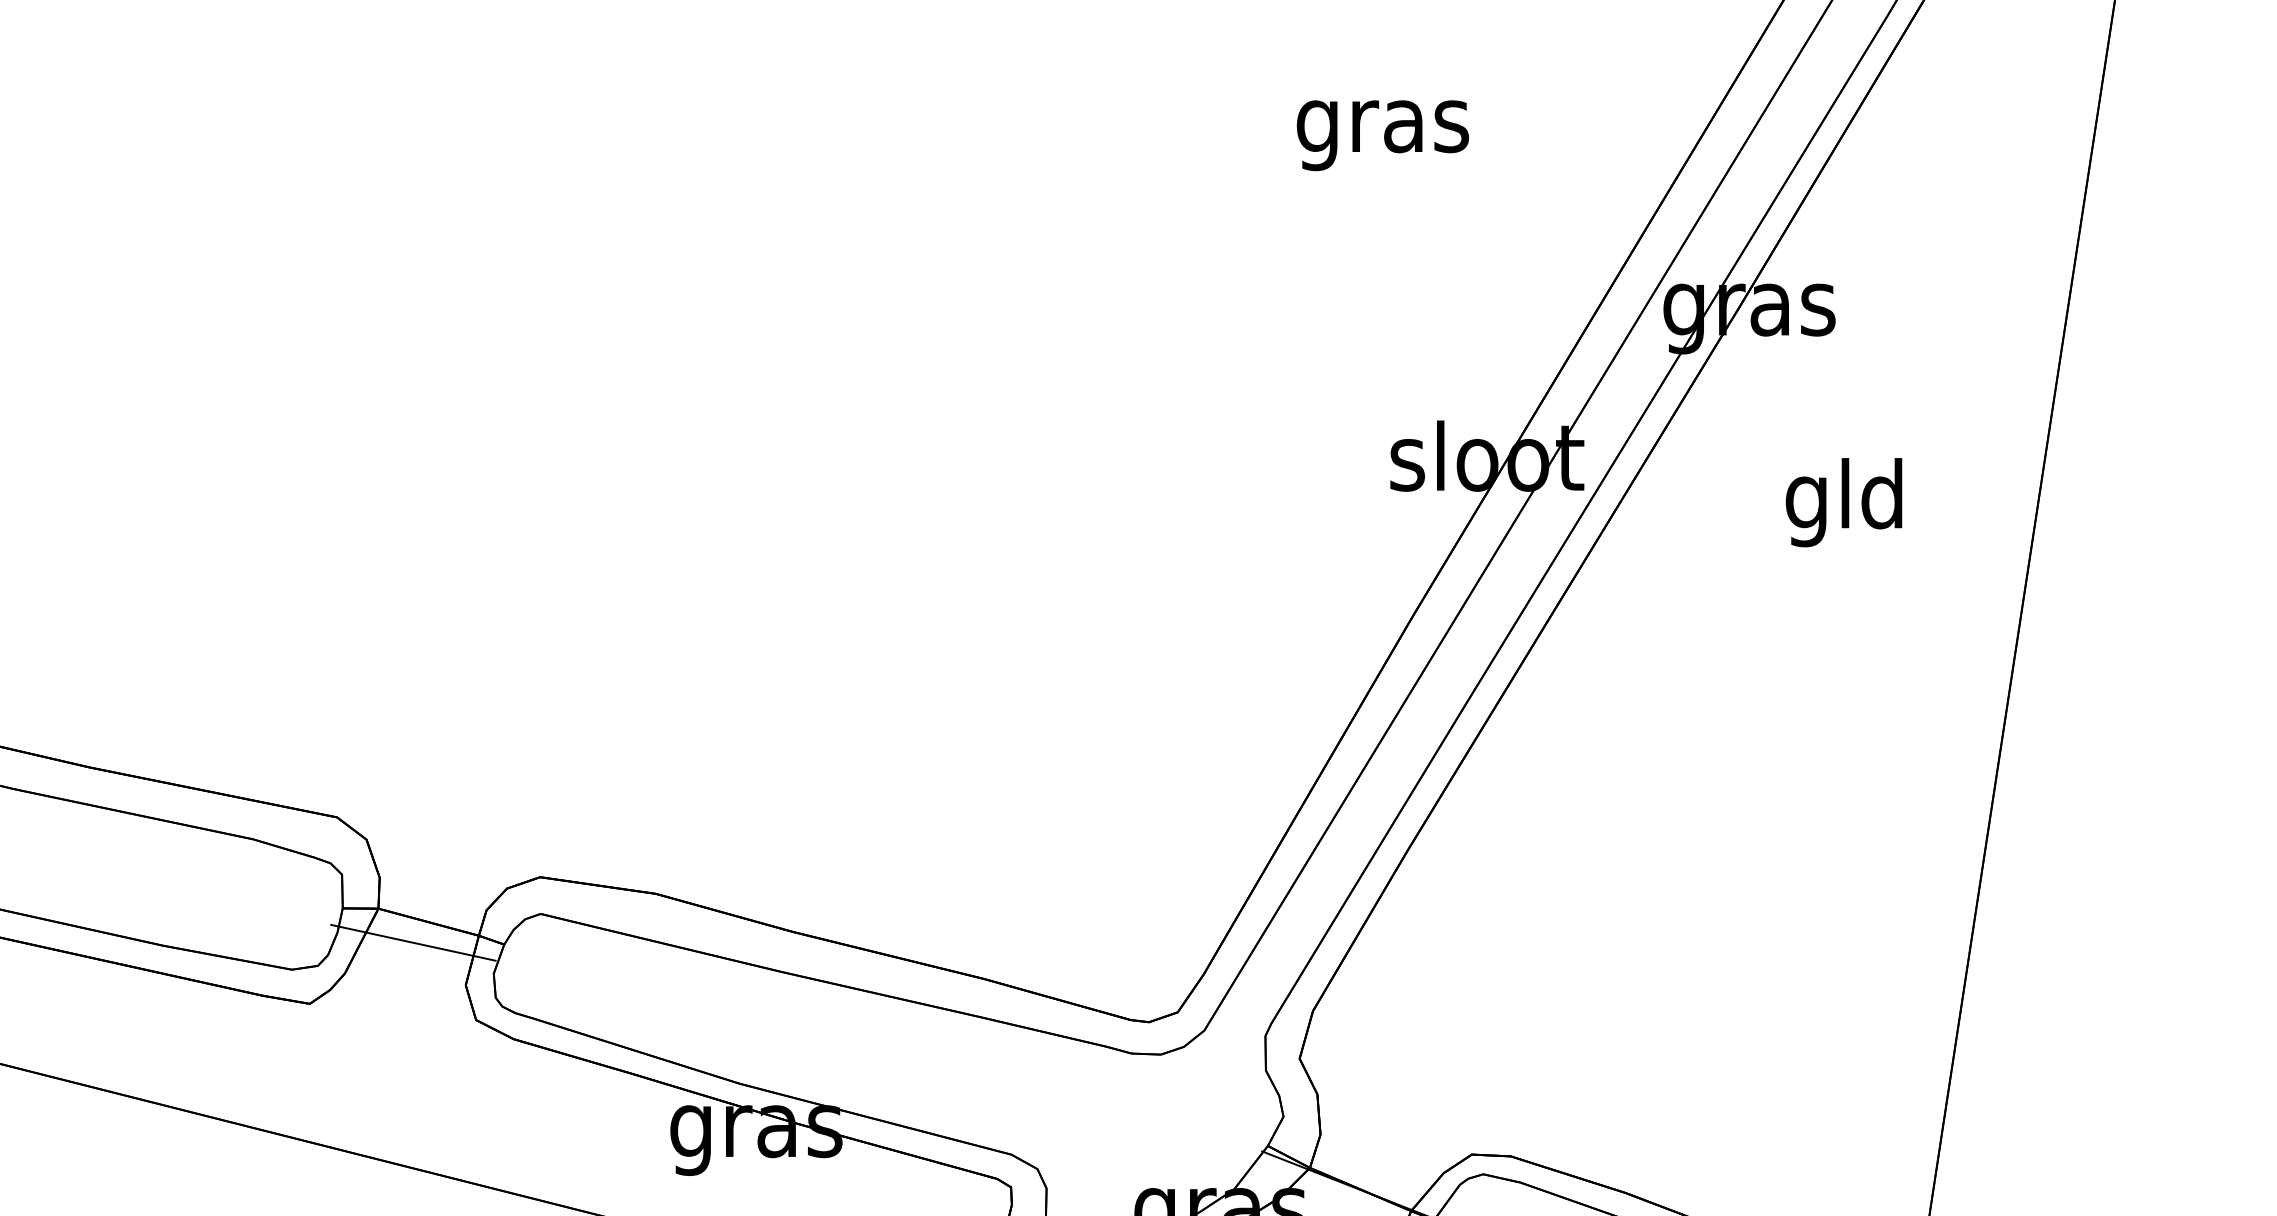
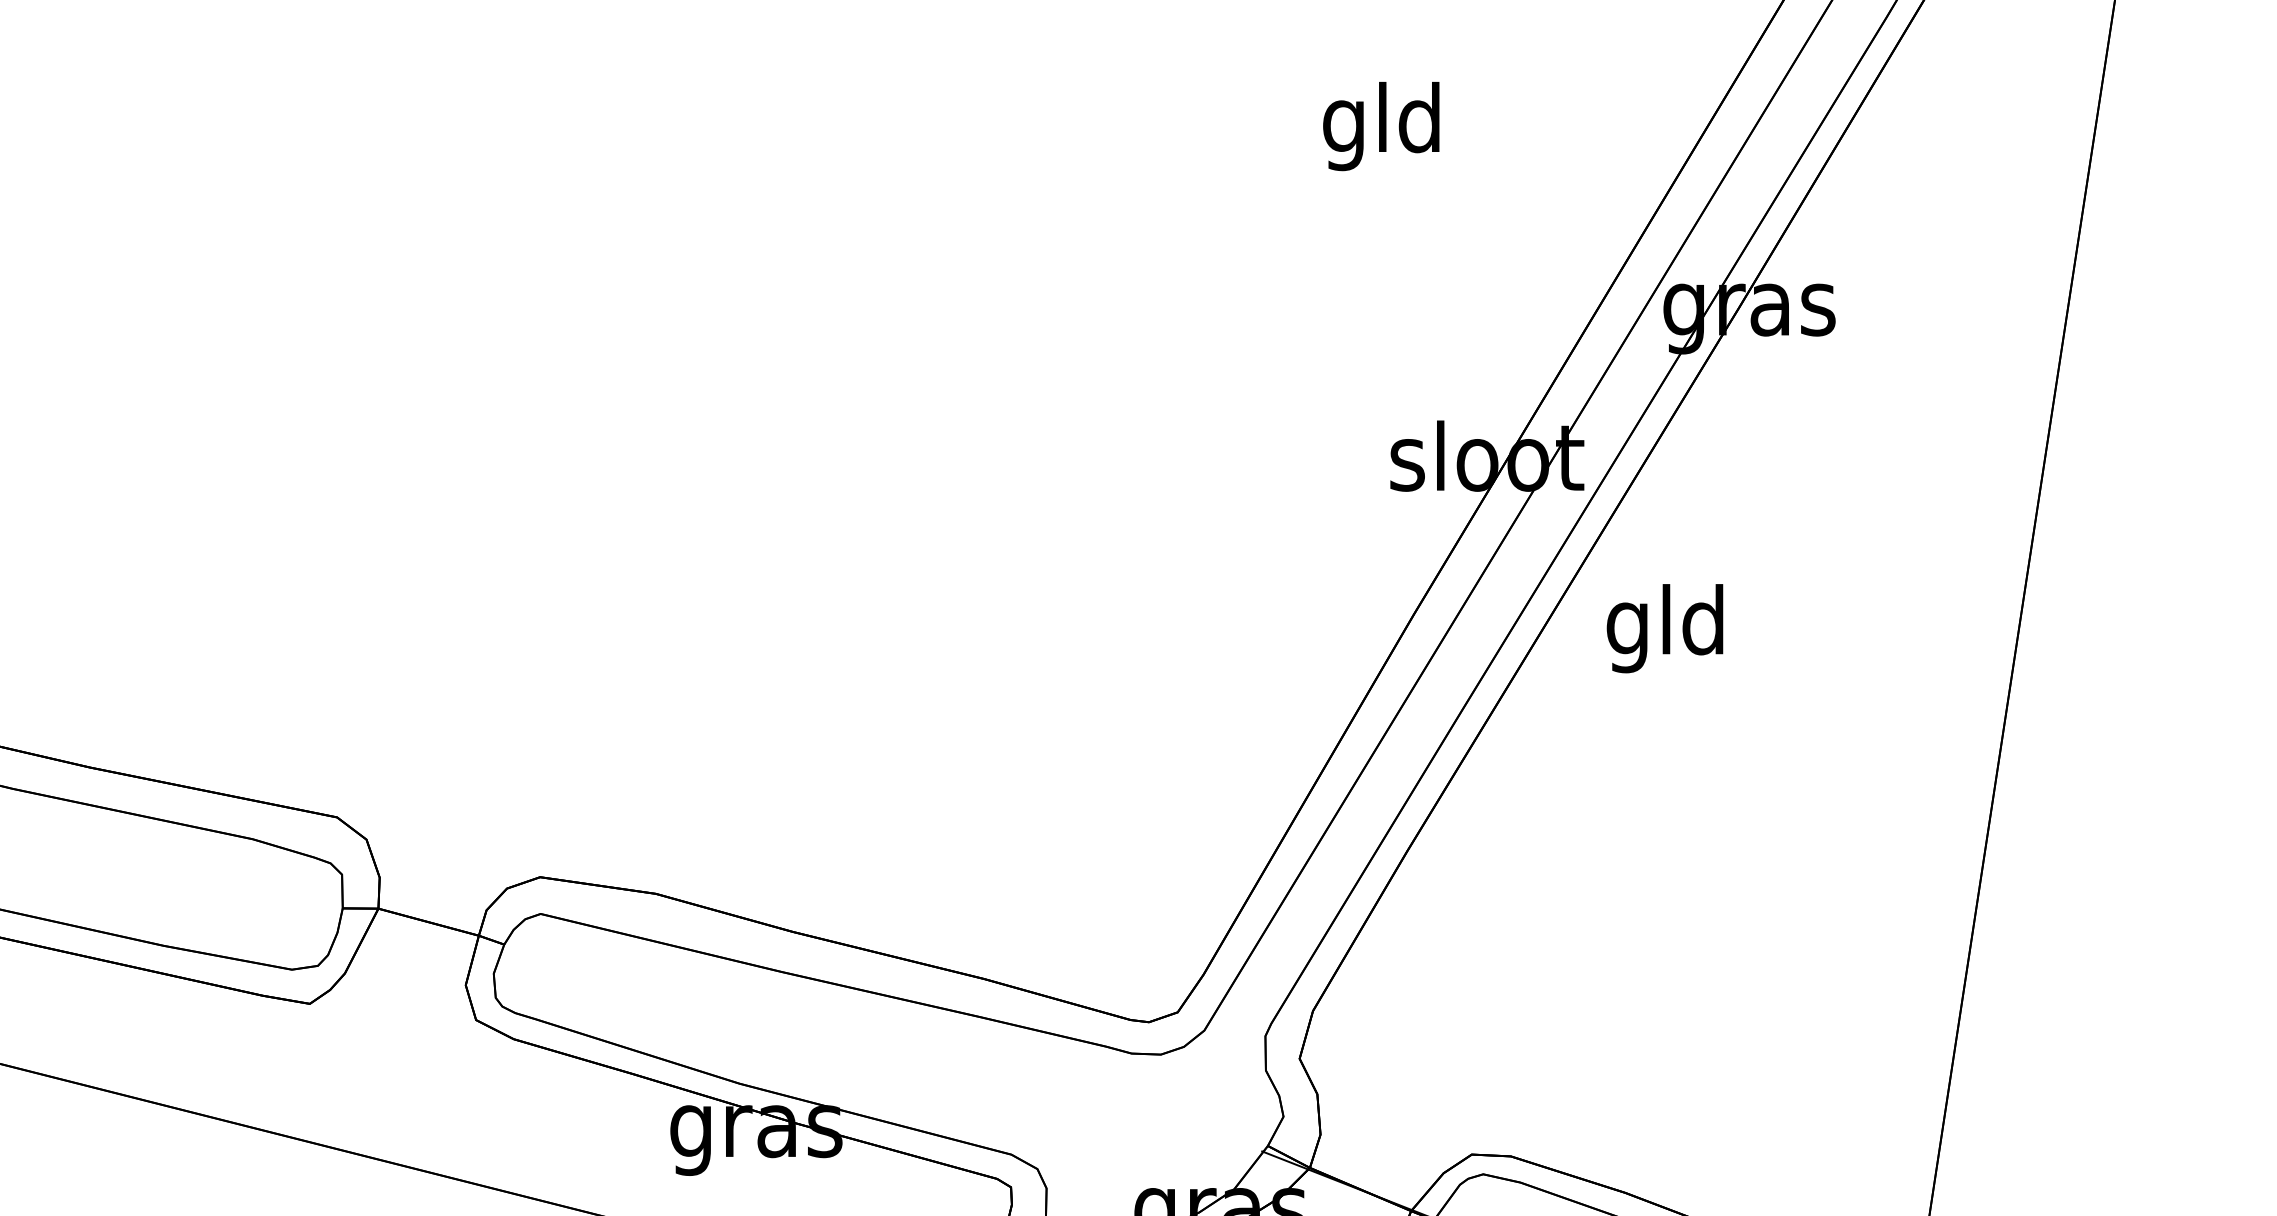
text: gras -> gld (1382, 126)
text position: (1843, 502) -> (1664, 628) (1664, 628)
line: present -> none (413, 942)
